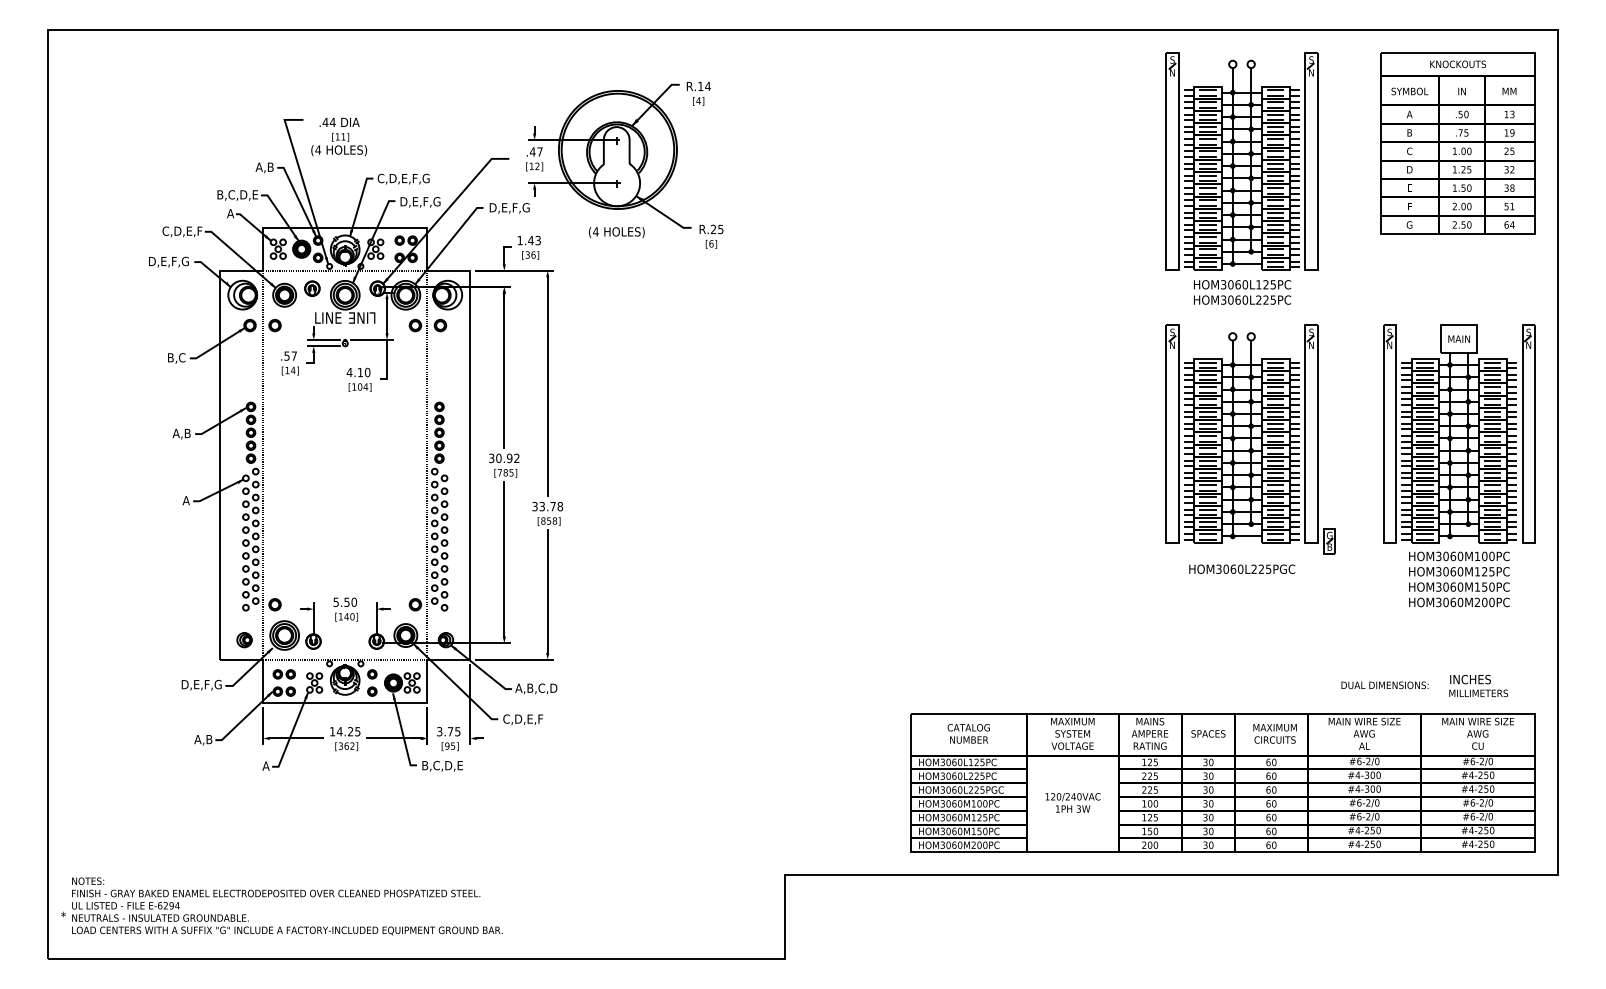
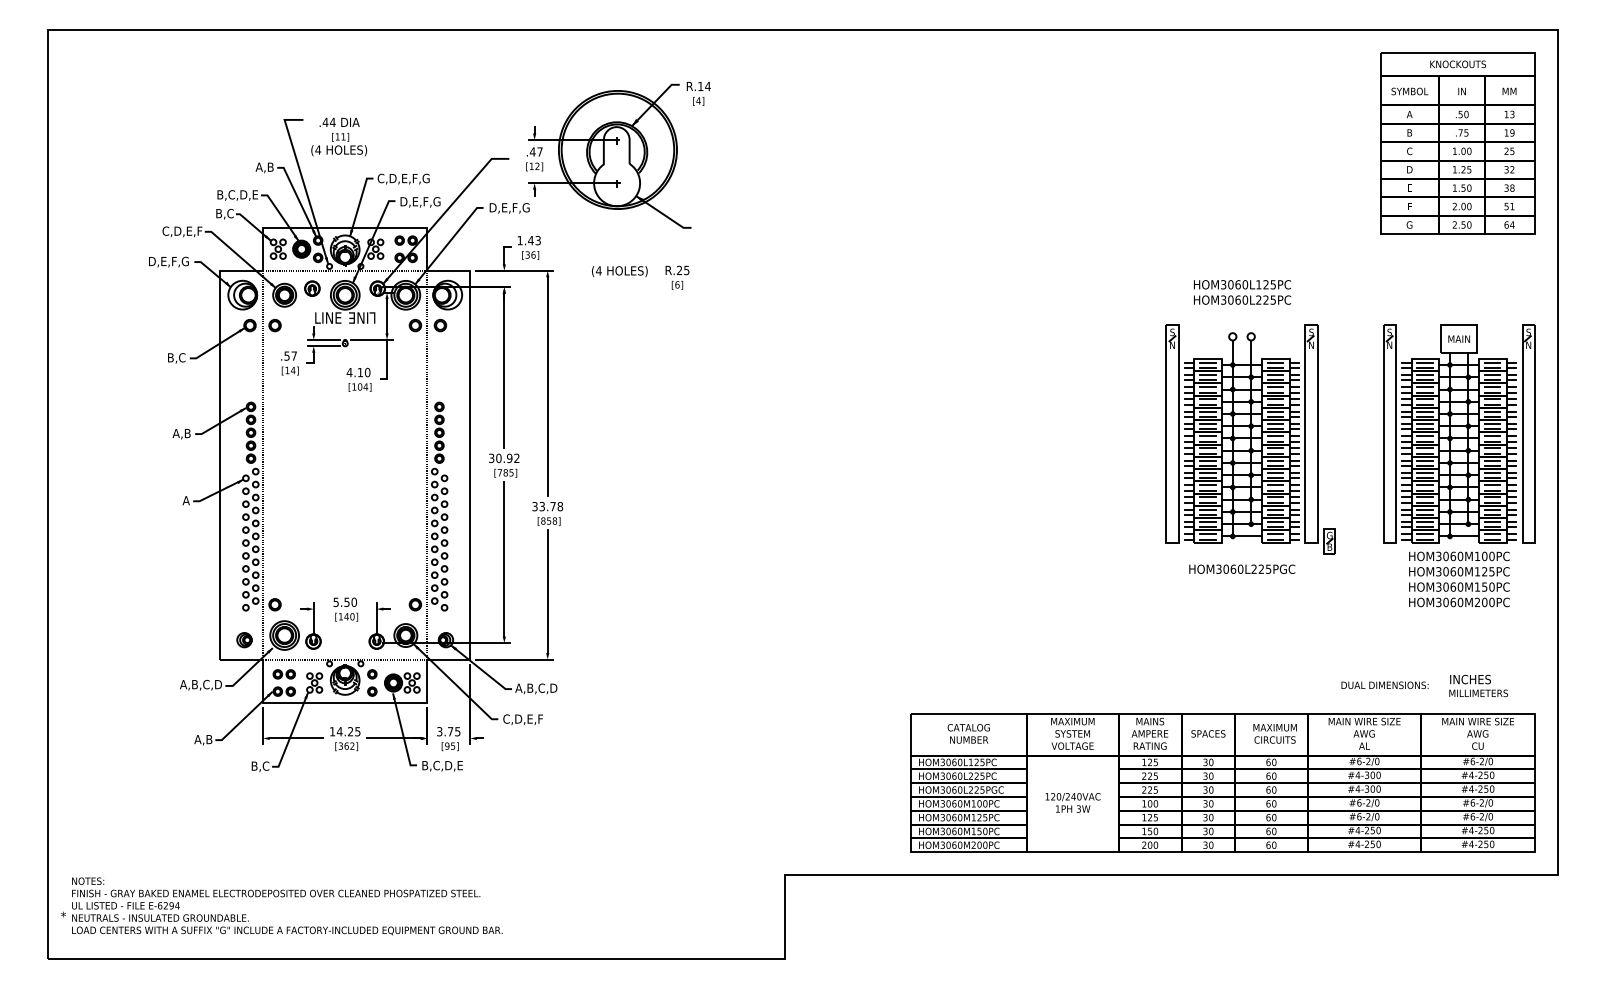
part: present -> none (1241, 161)
text: A -> B,C (225, 214)
text position: (616, 232) -> (619, 271) (619, 271)
text position: (711, 236) -> (677, 277) (677, 277)
text: D,E,F,G -> A,B,C,D (200, 684)
text: A -> B,C (260, 766)
